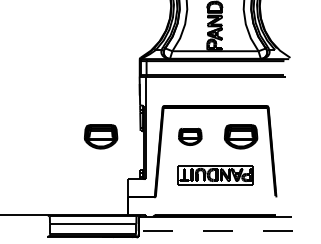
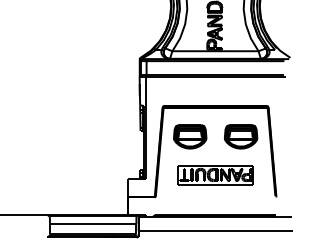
part: present -> none (101, 136)
part size: 25x19 px -> 35x26 px (190, 136)
line: dashed -> solid (215, 231)
